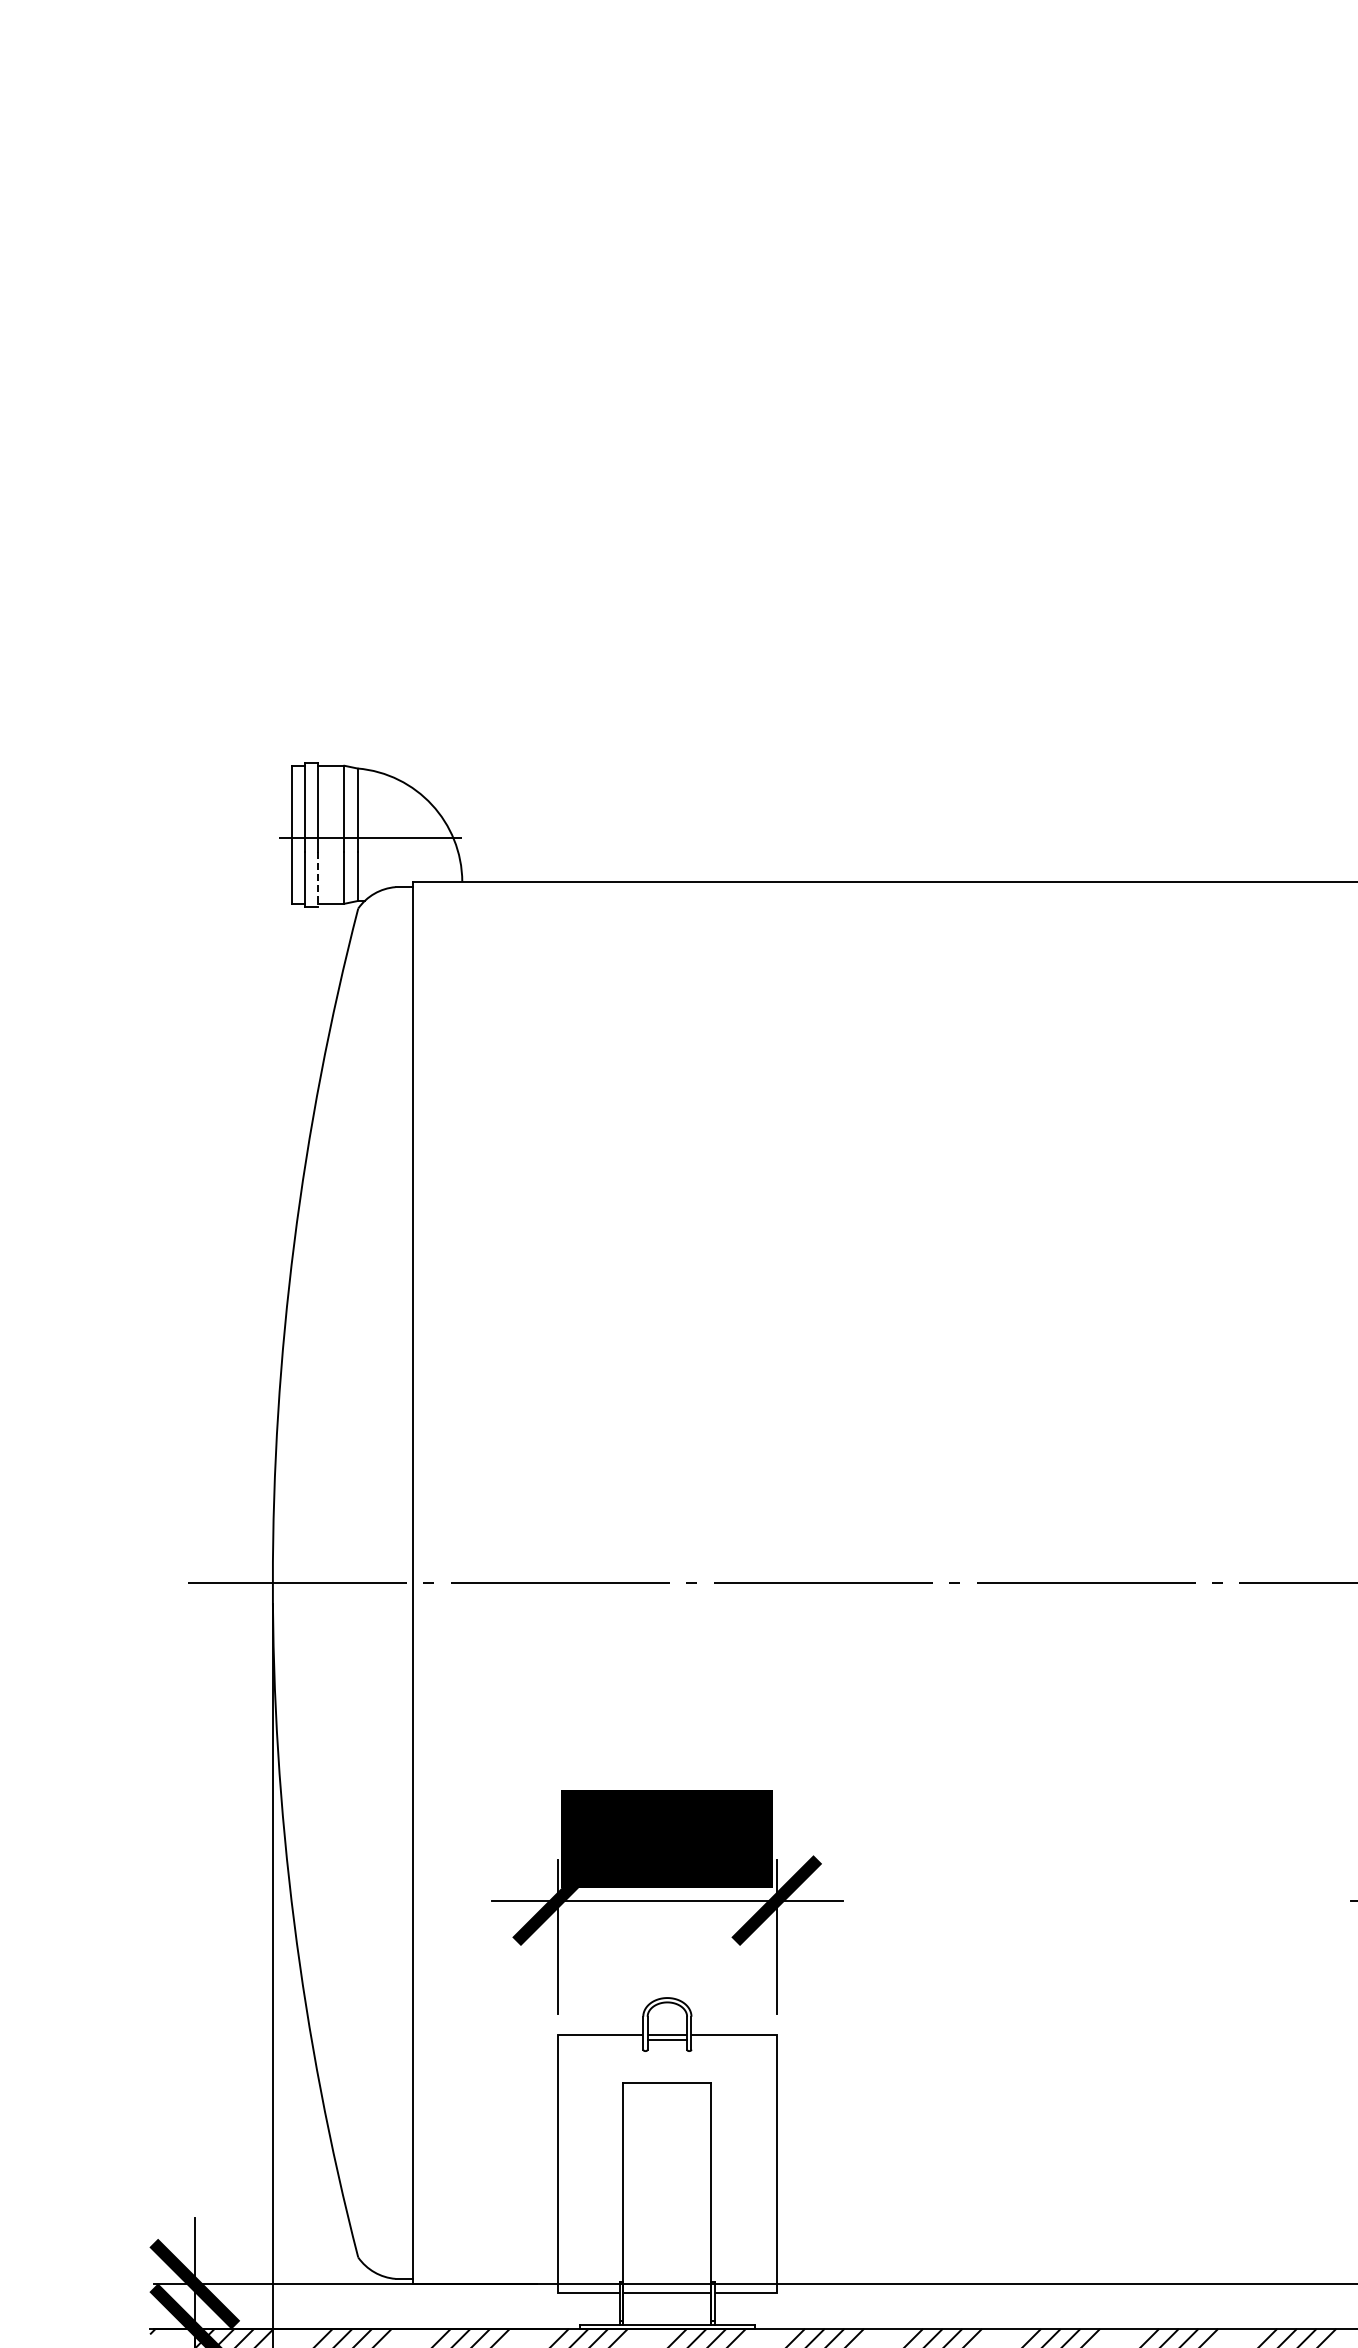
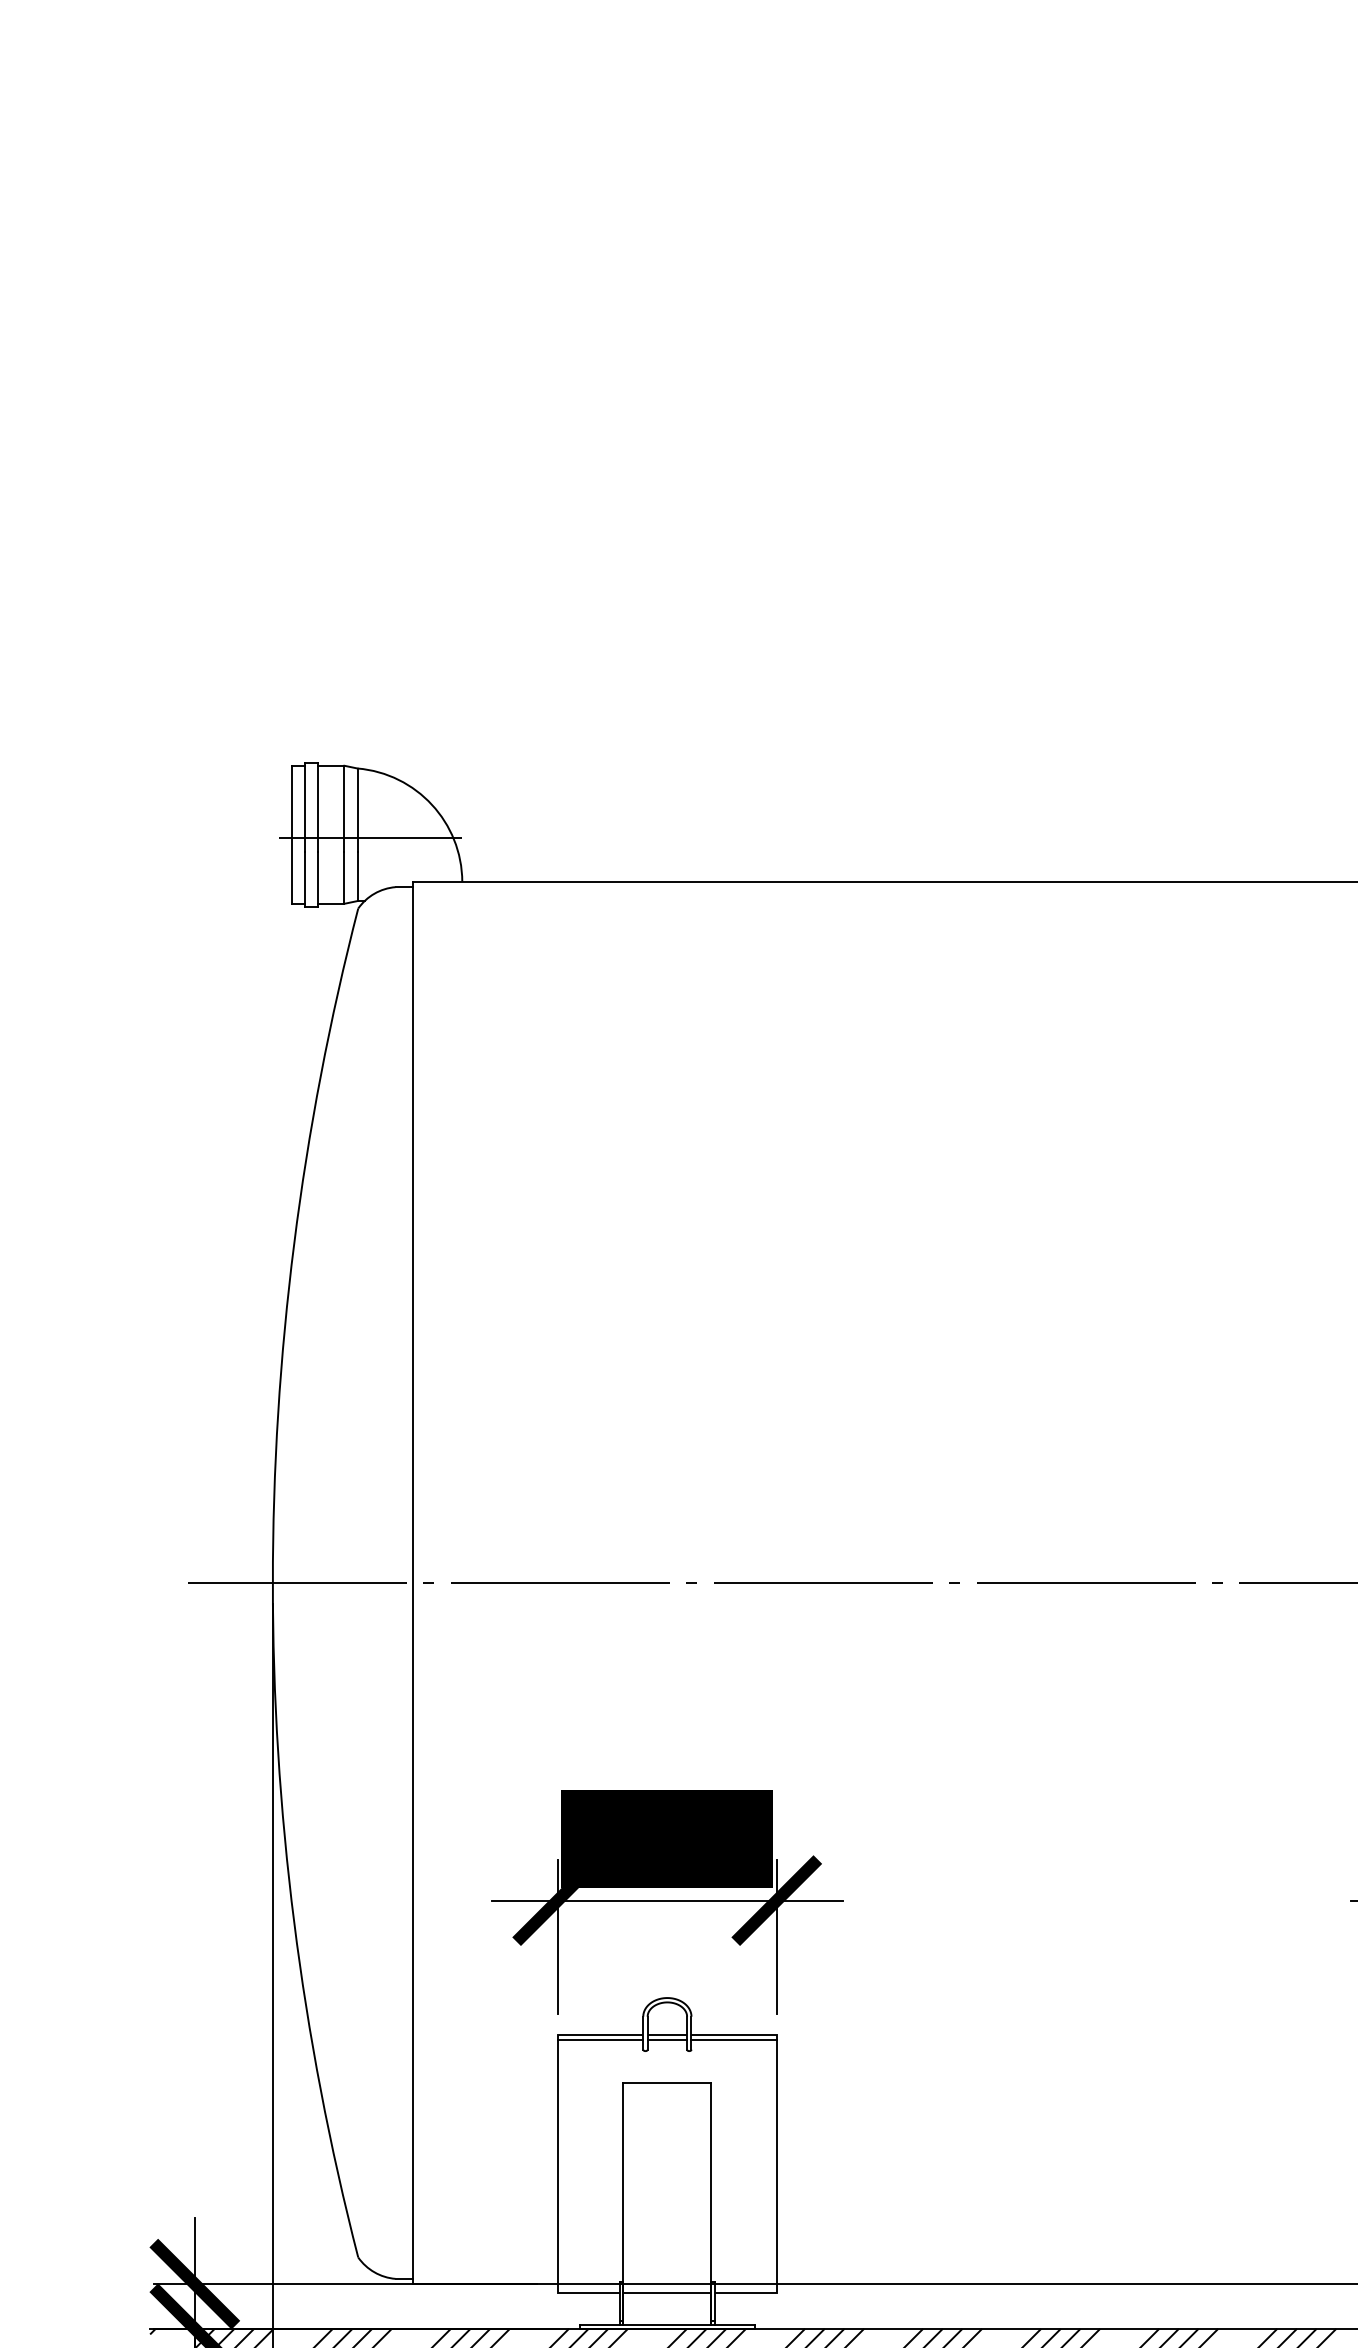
line: dashed -> solid (318, 879)
line: none -> present (600, 2039)
line: none -> present (733, 2039)
